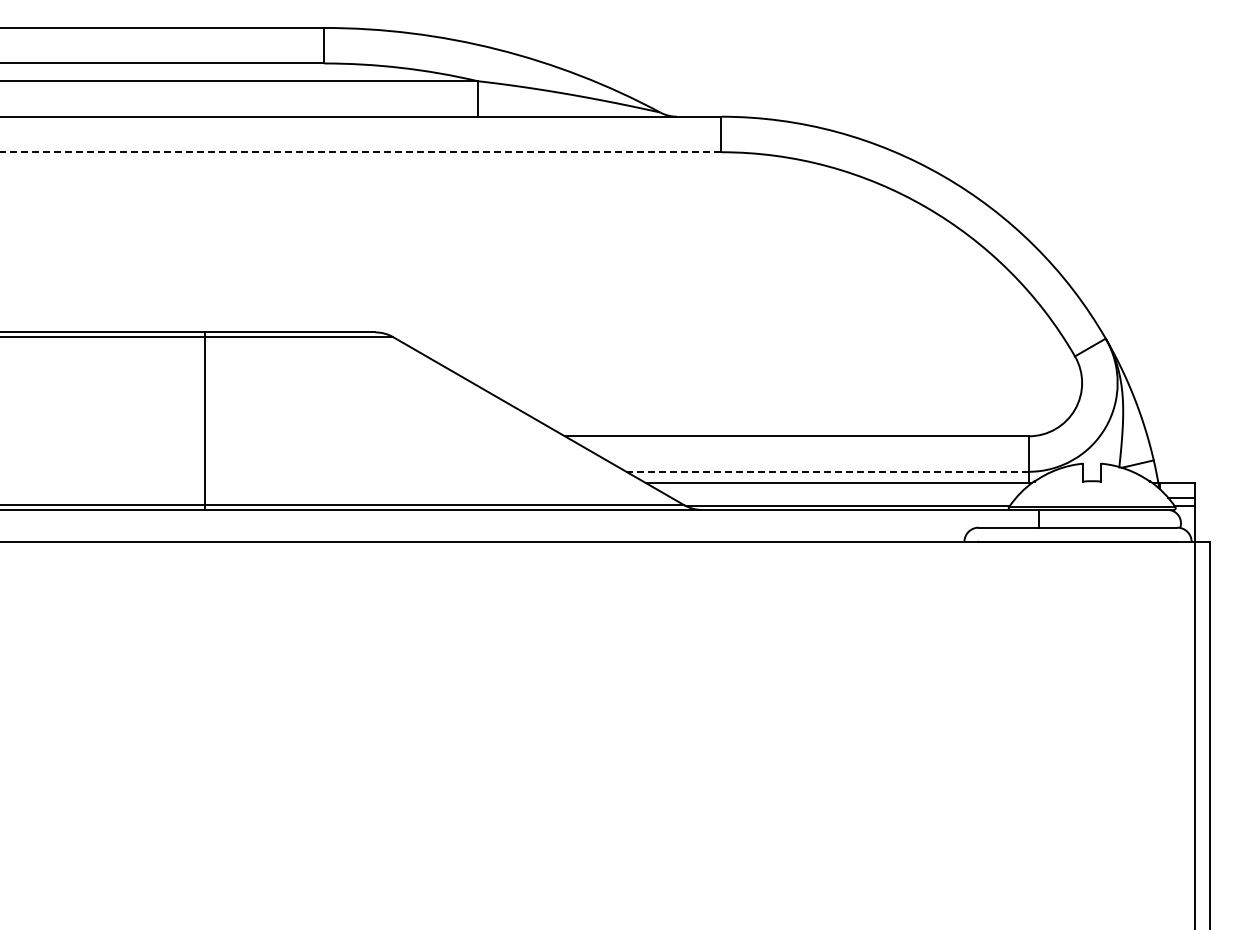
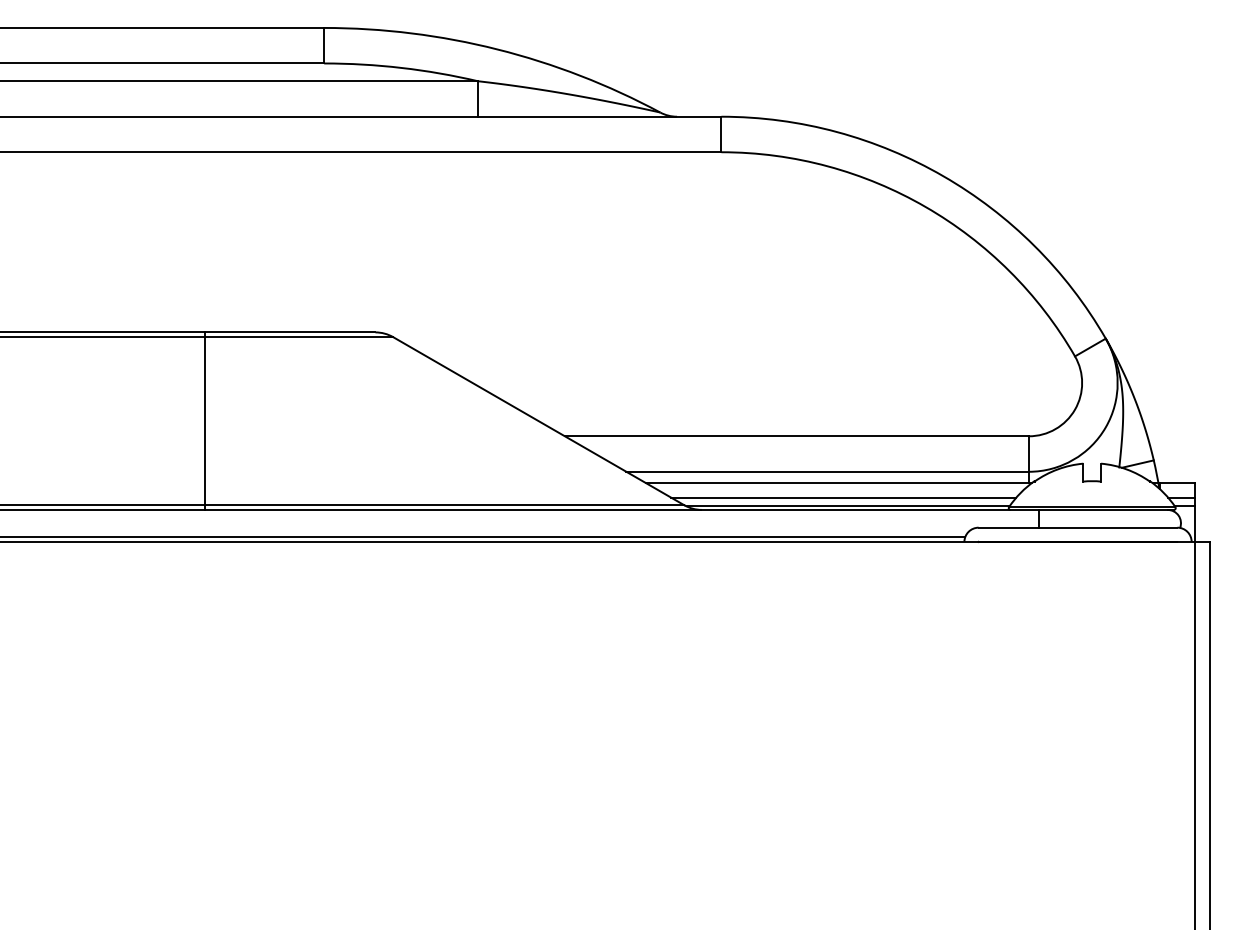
line: dashed -> solid (360, 152)
line: dashed -> solid (827, 471)
line: none -> present (843, 497)
line: none -> present (483, 536)
